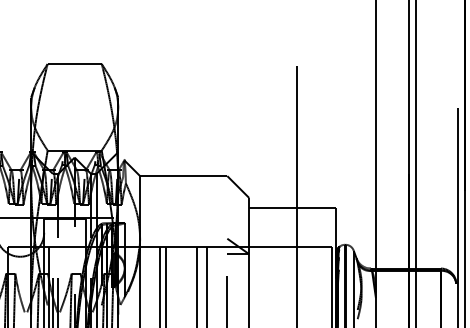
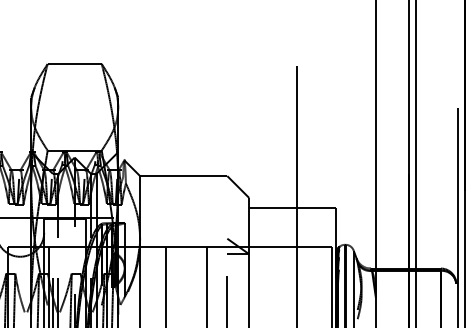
line: present -> none (159, 285)
line: present -> none (196, 285)
